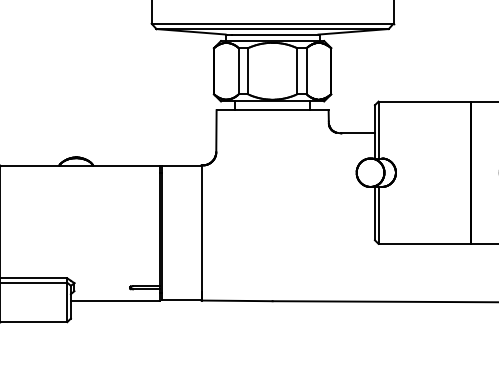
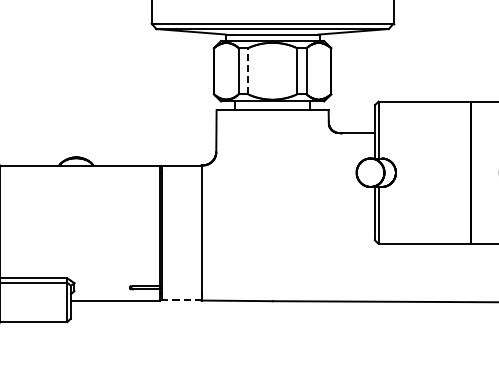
line: solid -> dashed (248, 70)
line: solid -> dashed (181, 299)
